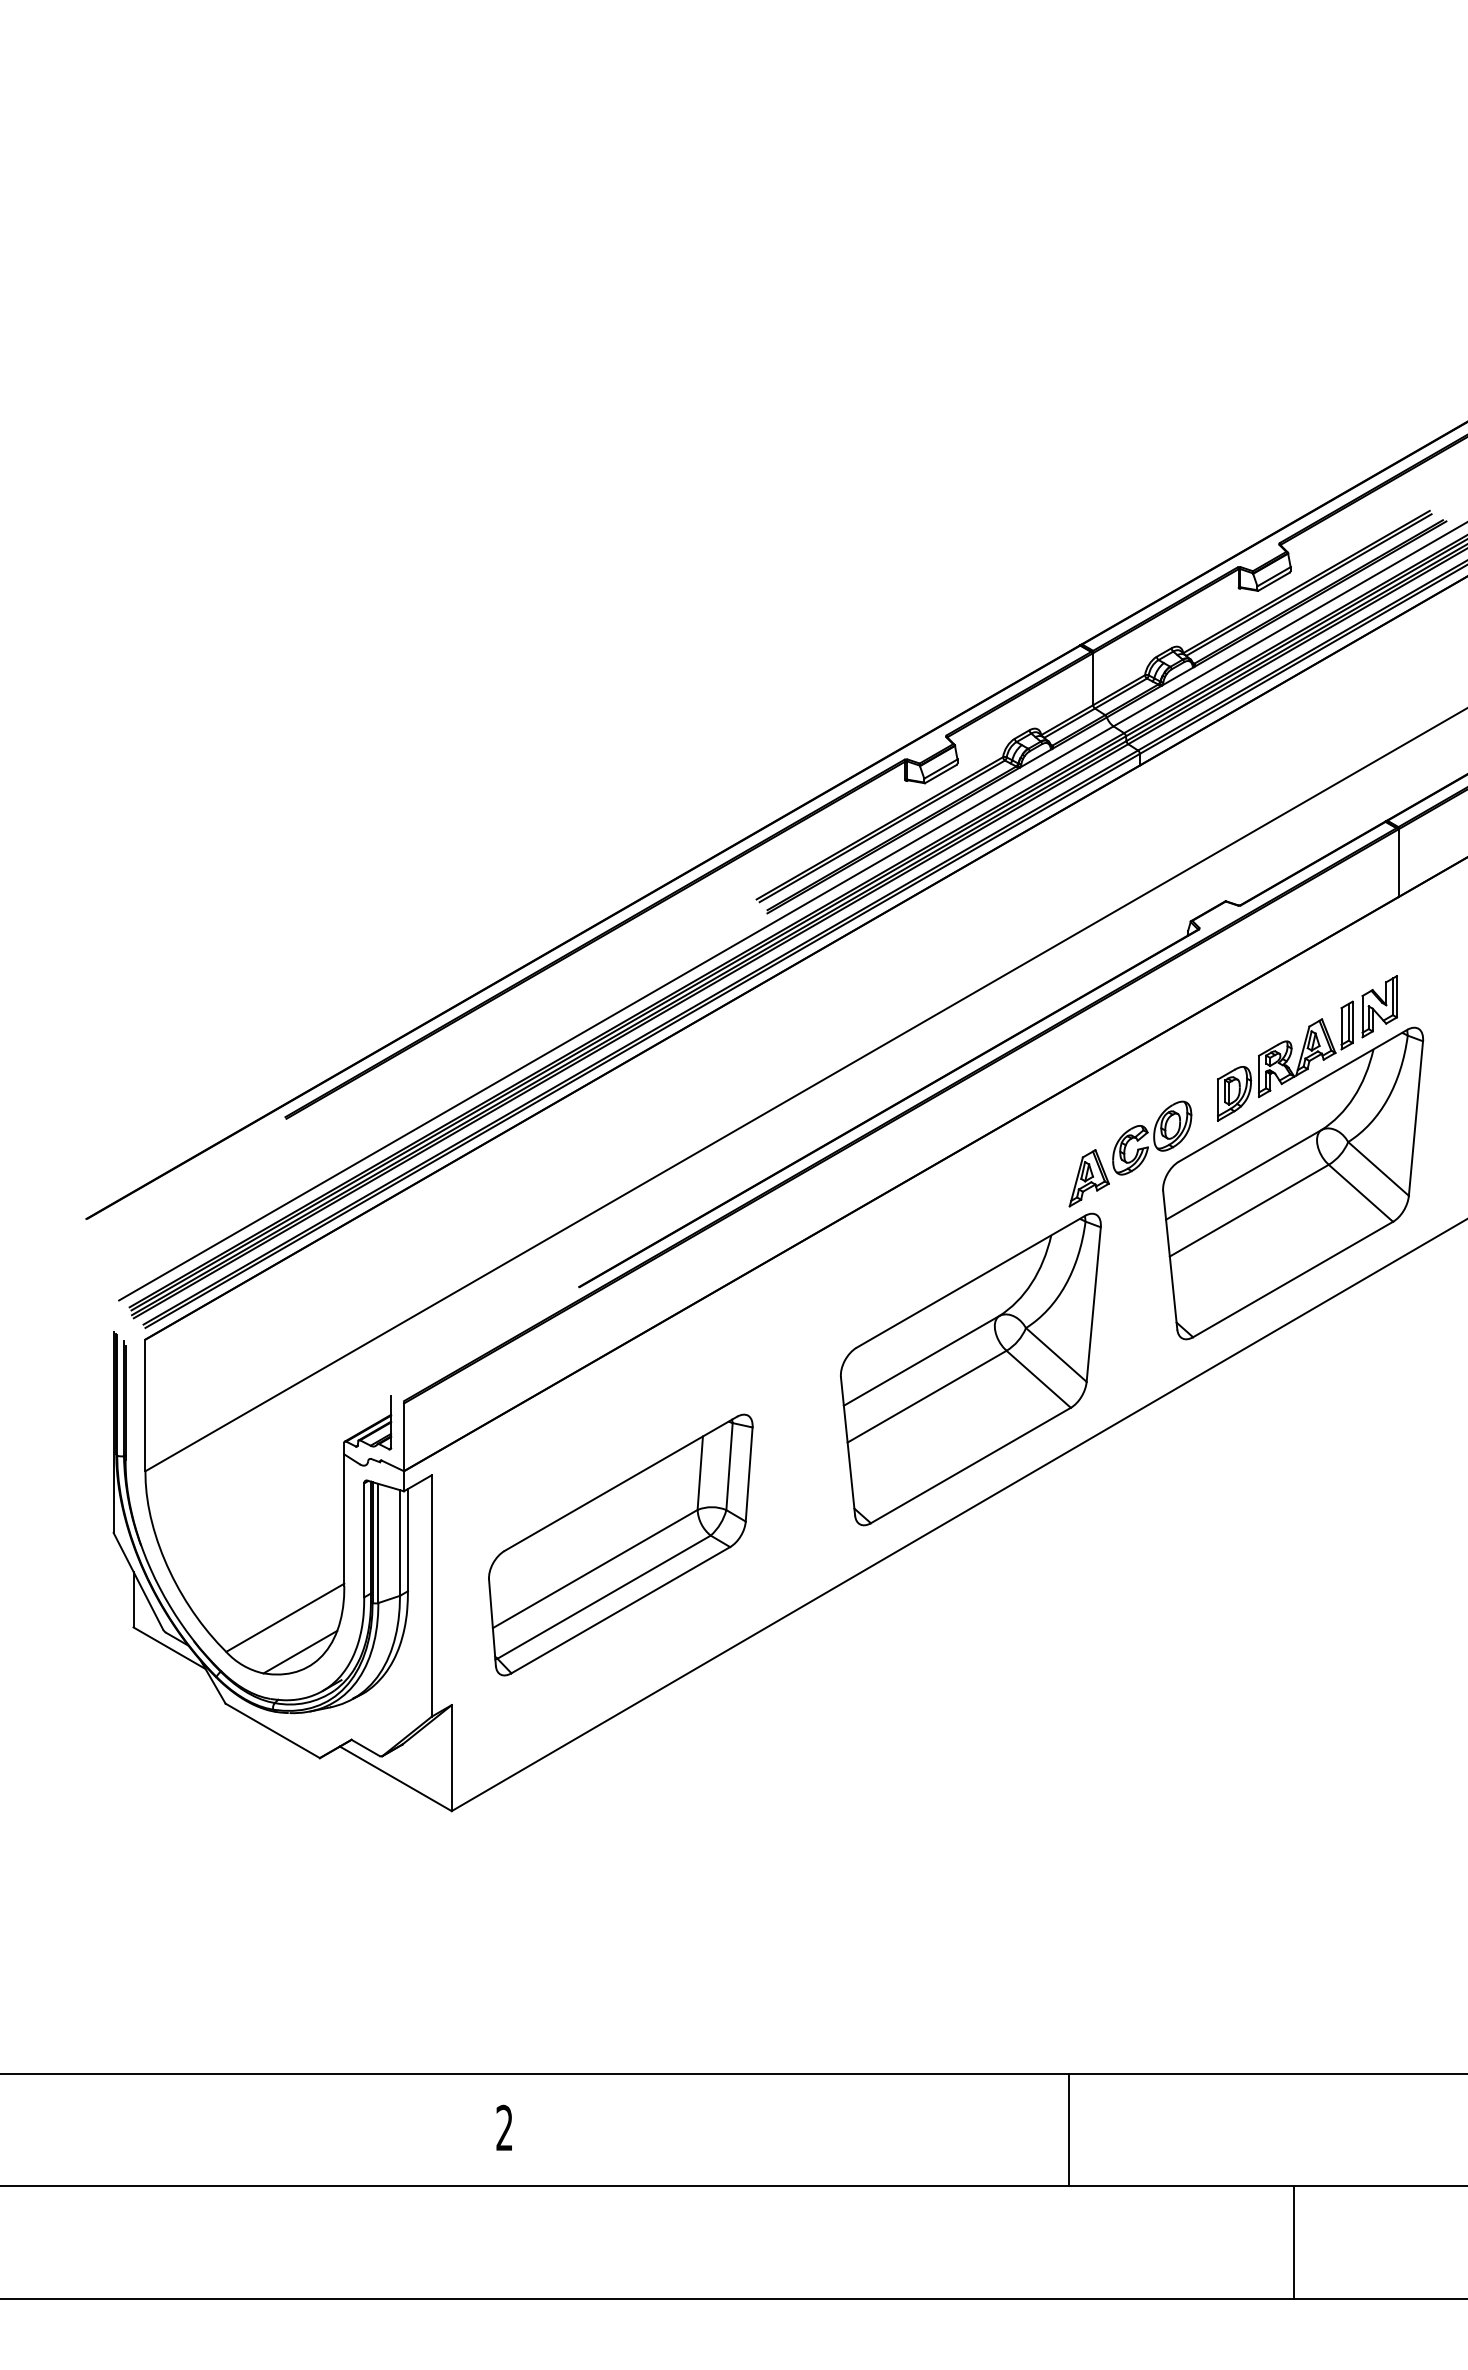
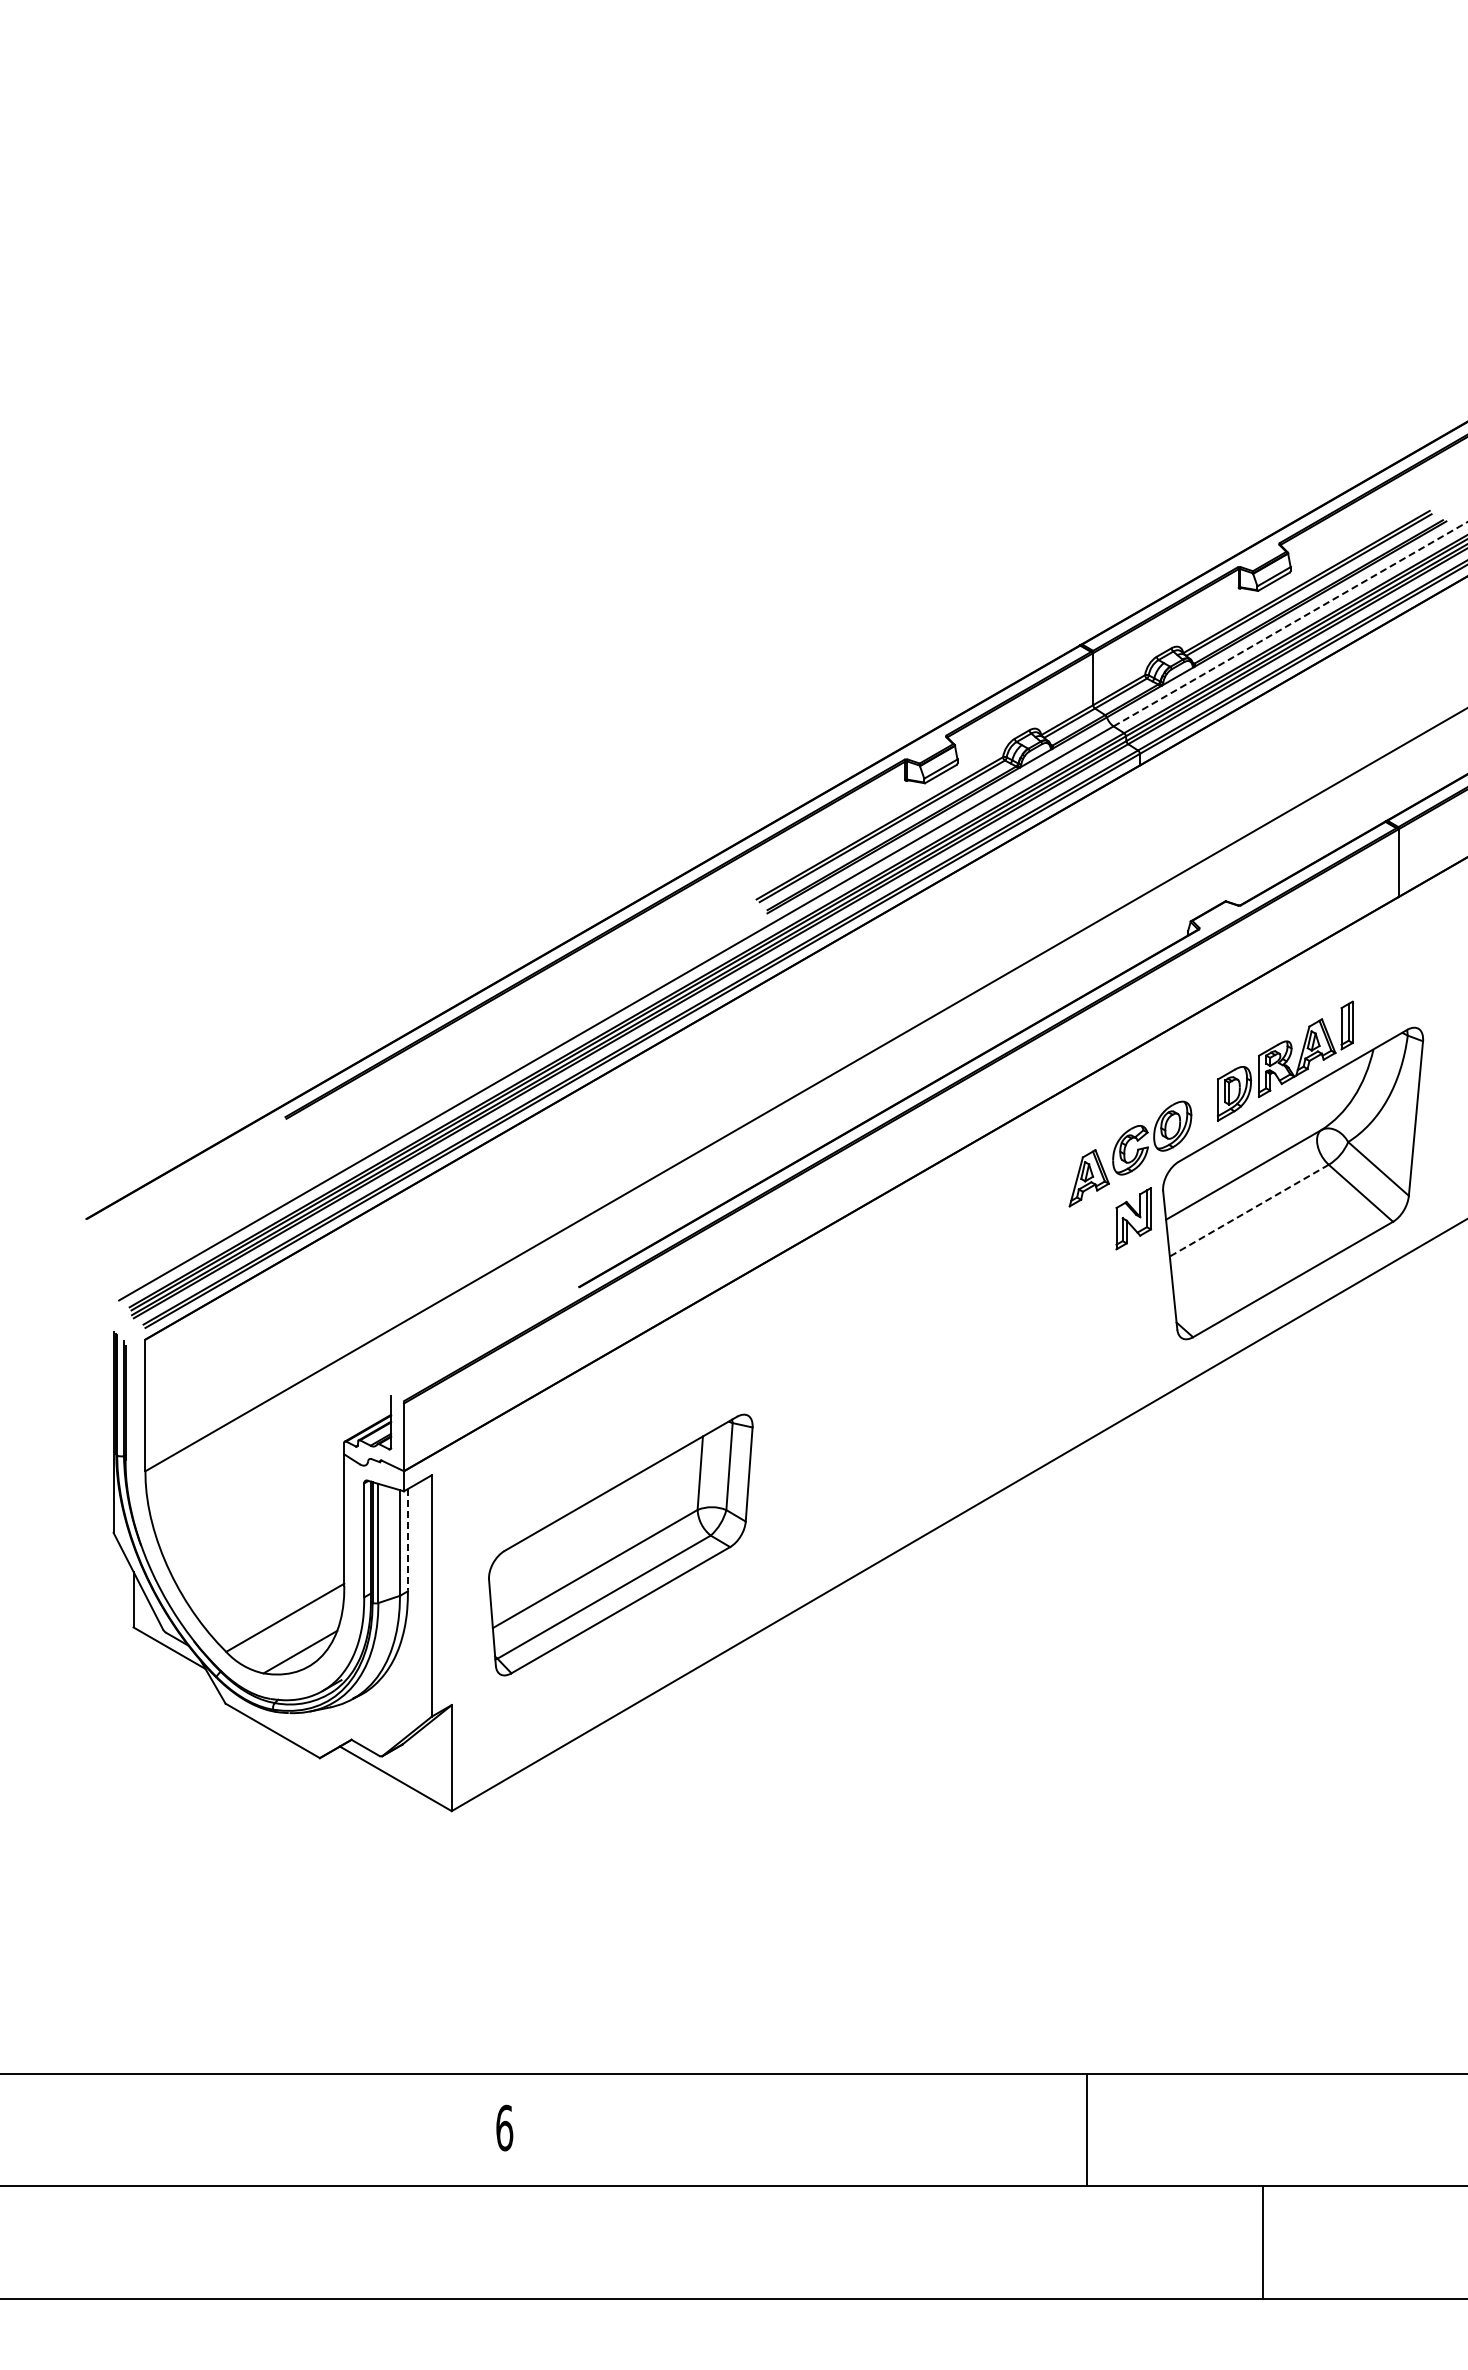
line: solid -> dashed (1291, 623)
part position: (1379, 1006) -> (1133, 1218) (1133, 1218)
line: solid -> dashed (1249, 1210)
part: present -> none (970, 1369)
line: solid -> dashed (408, 1539)
text: 2 -> 6 (504, 2127)
line position: (1068, 2129) -> (1086, 2129) (1086, 2129)
line position: (1293, 2242) -> (1262, 2242) (1262, 2242)
